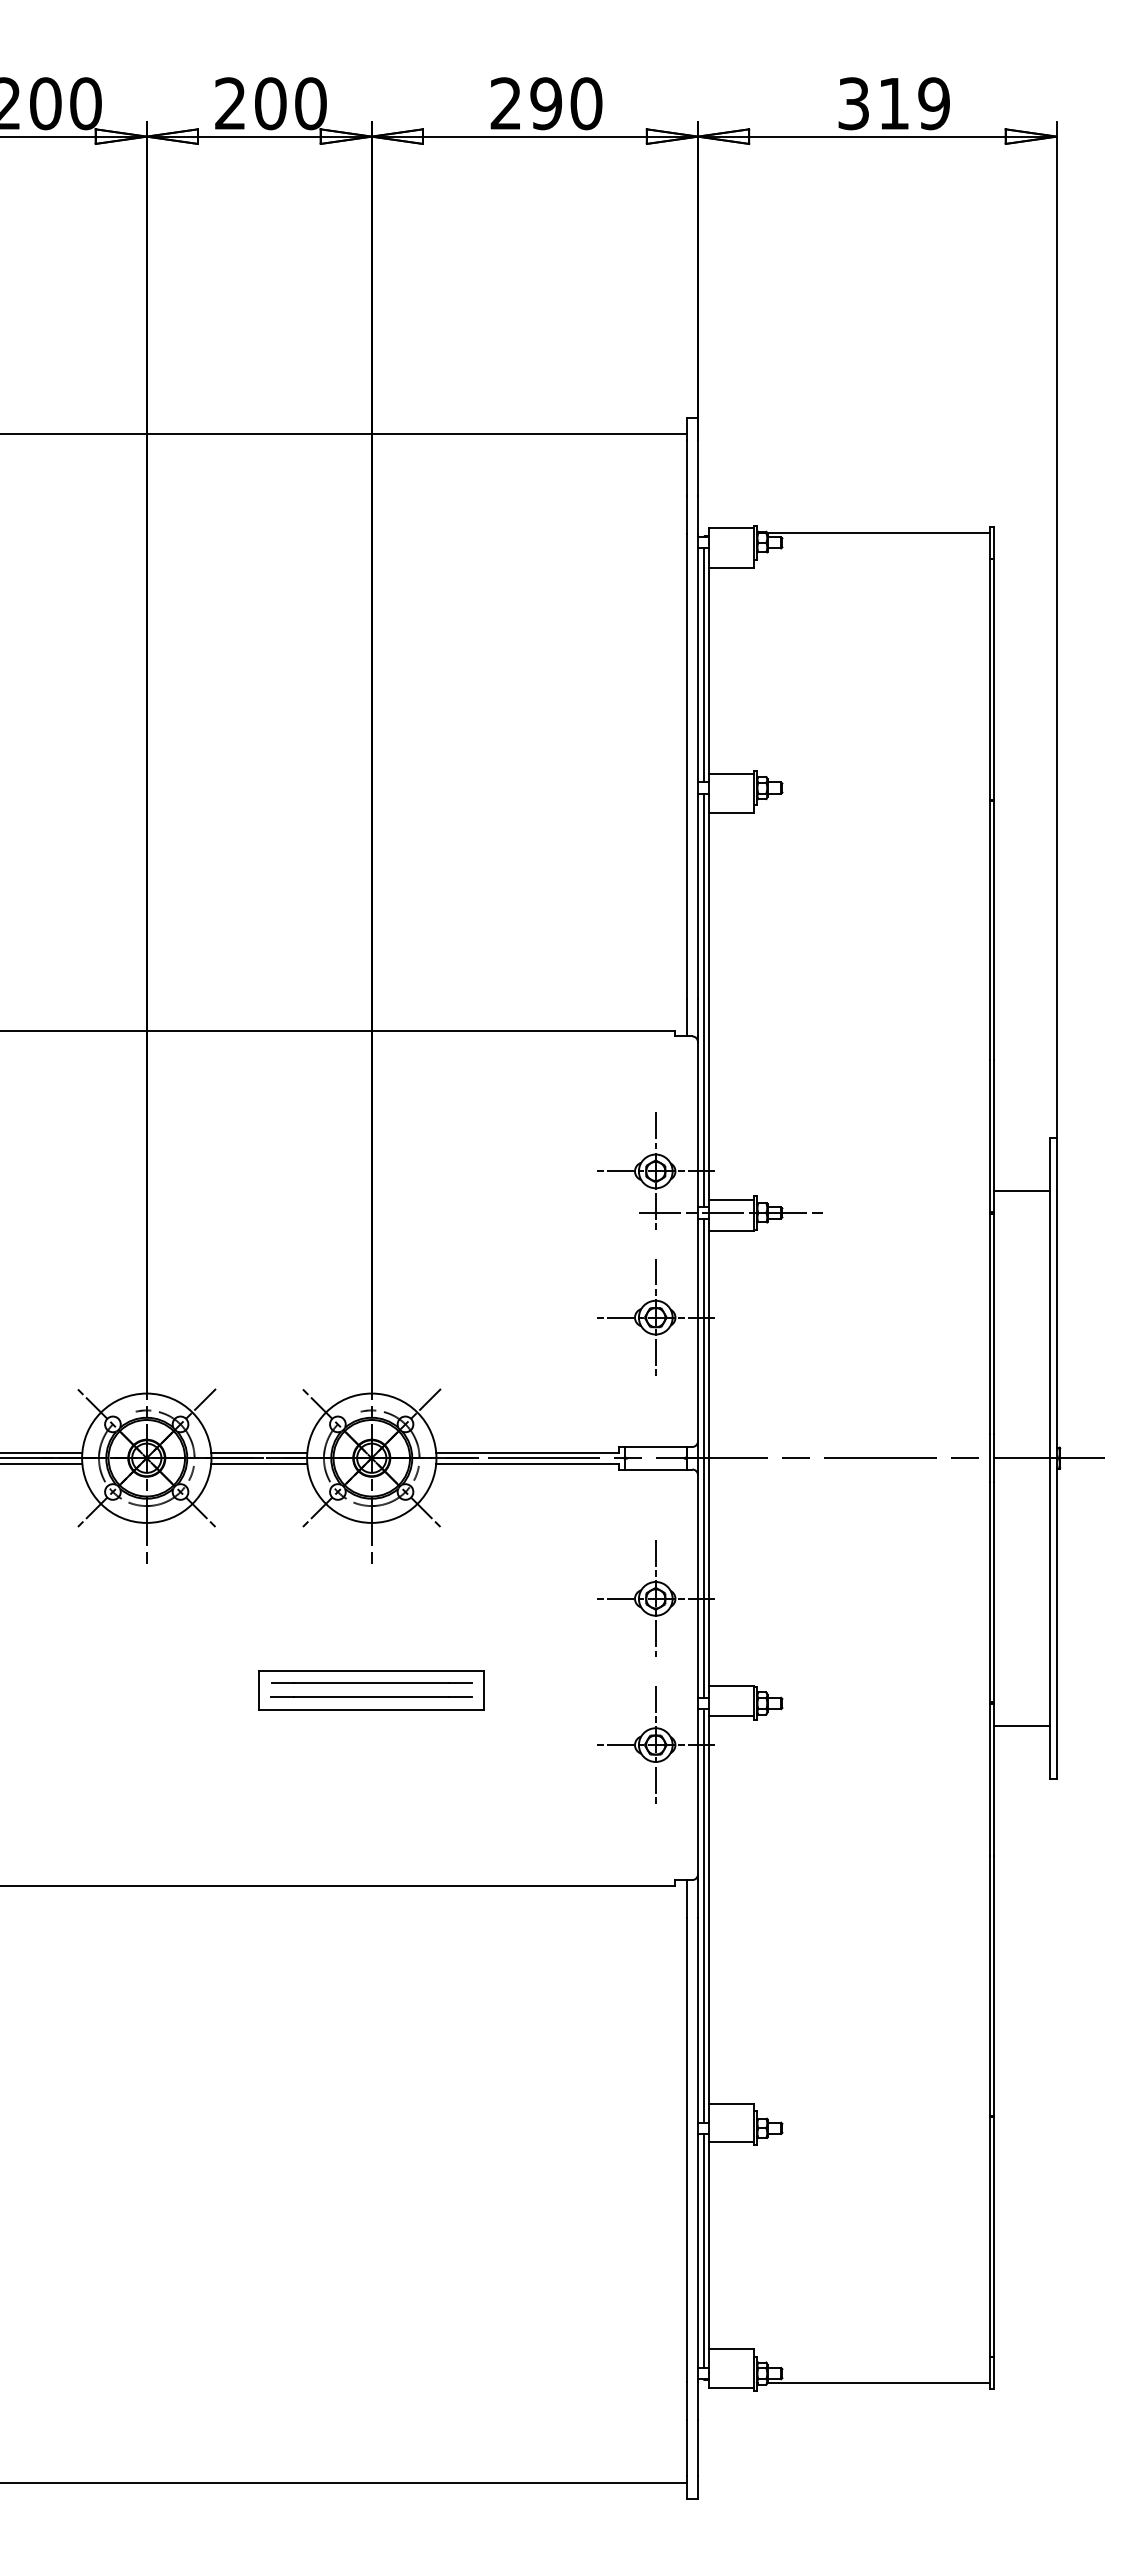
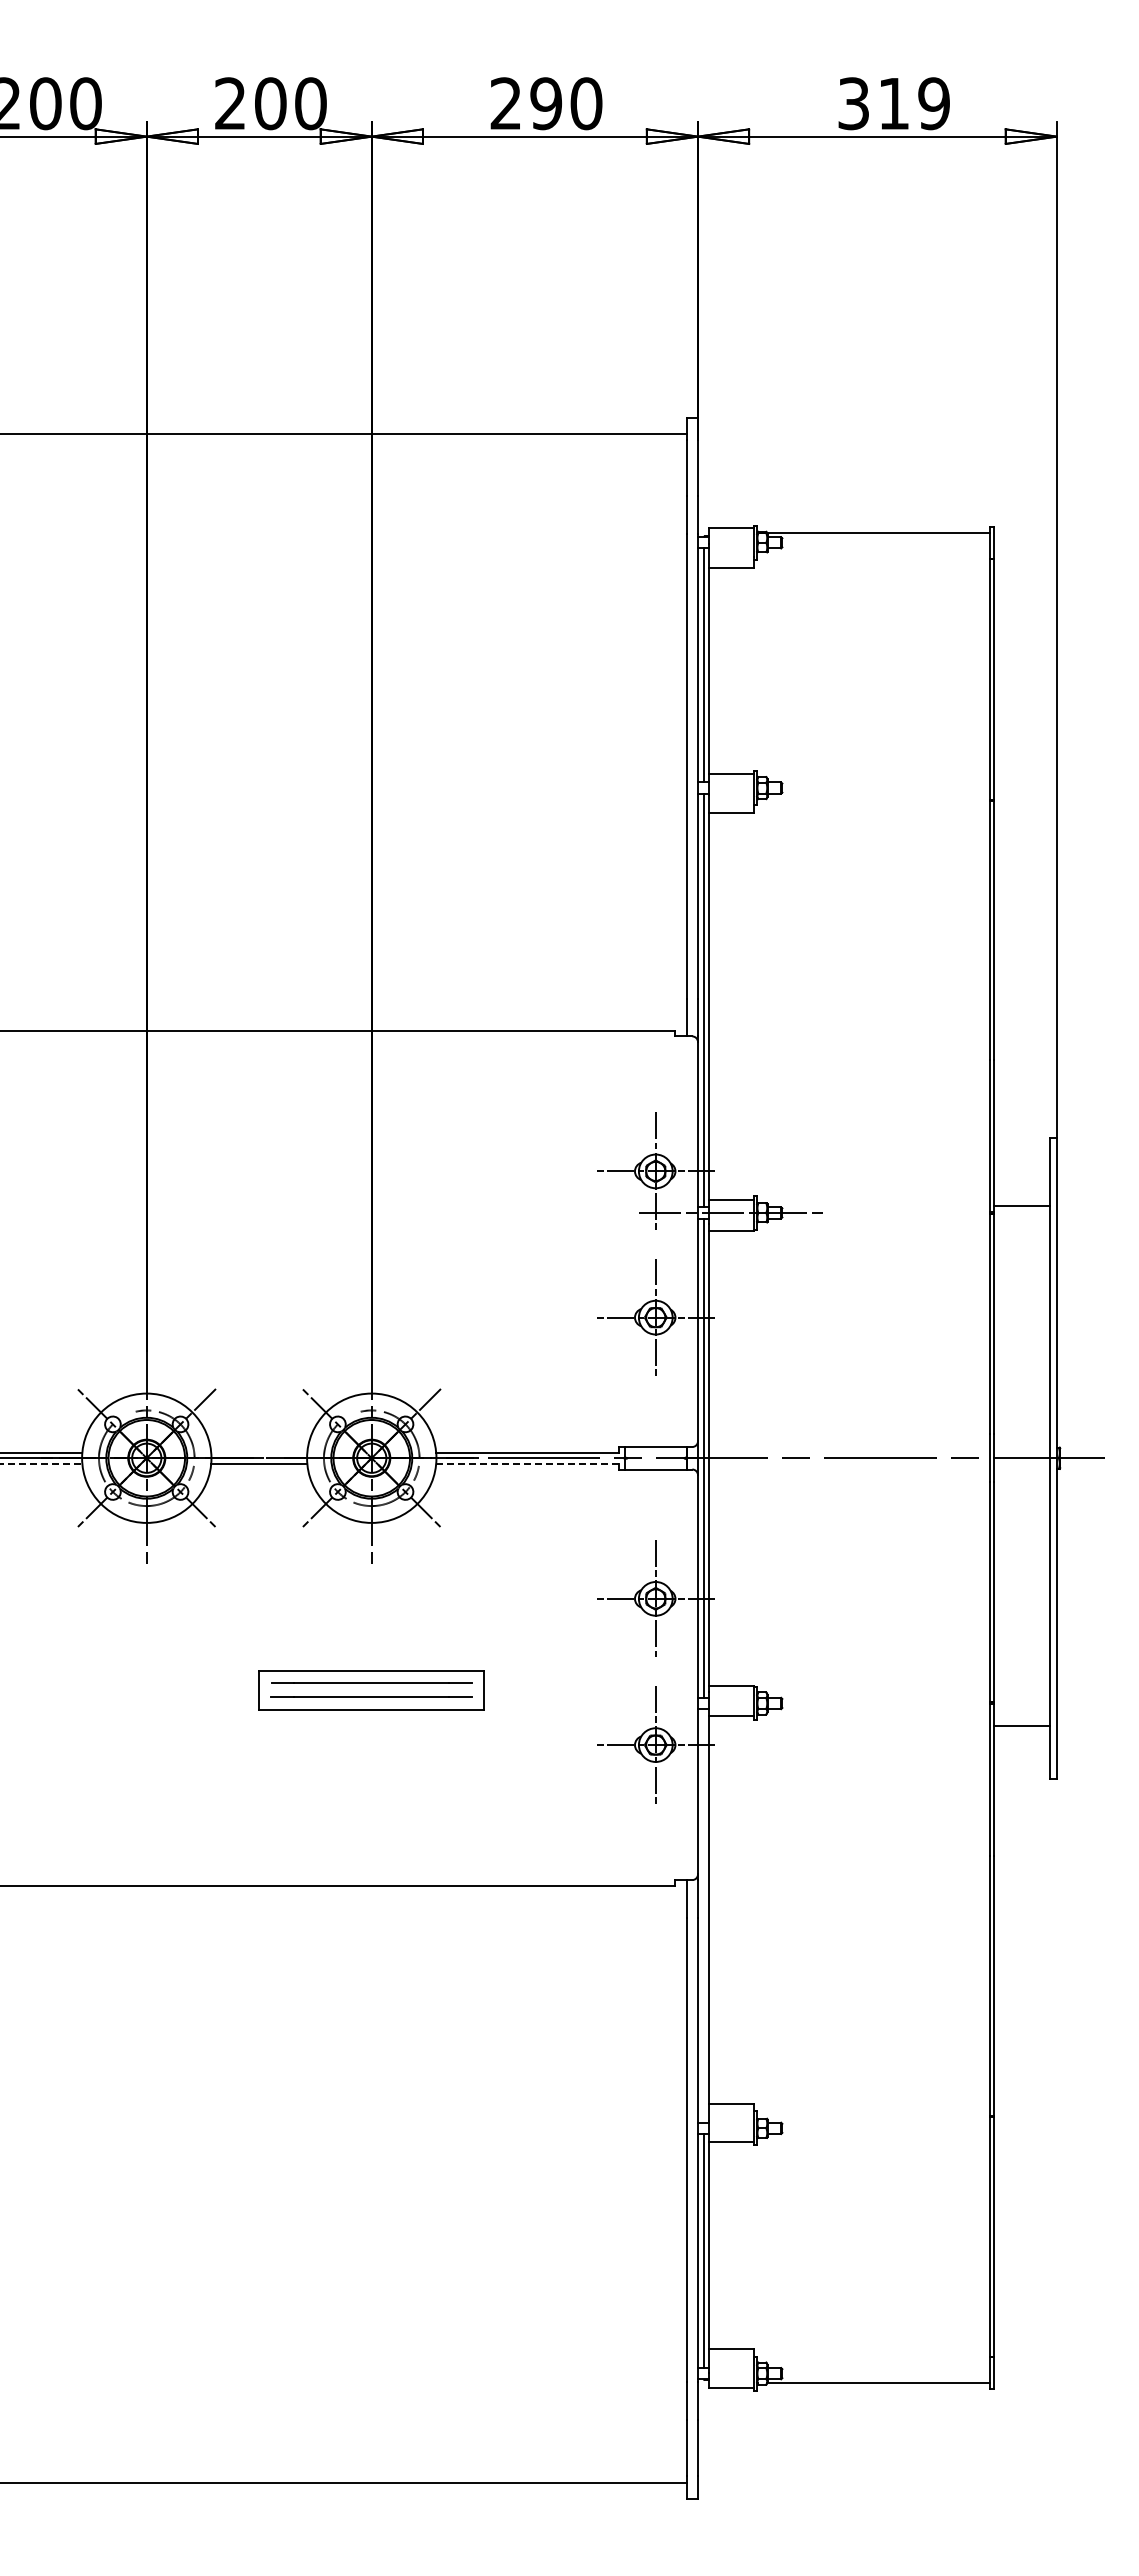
line position: (1021, 1190) -> (1021, 1205) (1021, 1205)
line: present -> none (259, 1452)
line: solid -> dashed (41, 1463)
line: solid -> dashed (527, 1463)
line: present -> none (703, 1915)
